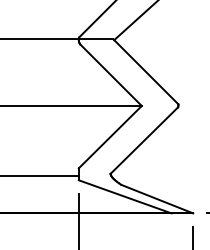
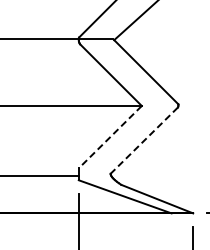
line: solid -> dashed (109, 137)
line: solid -> dashed (143, 140)
